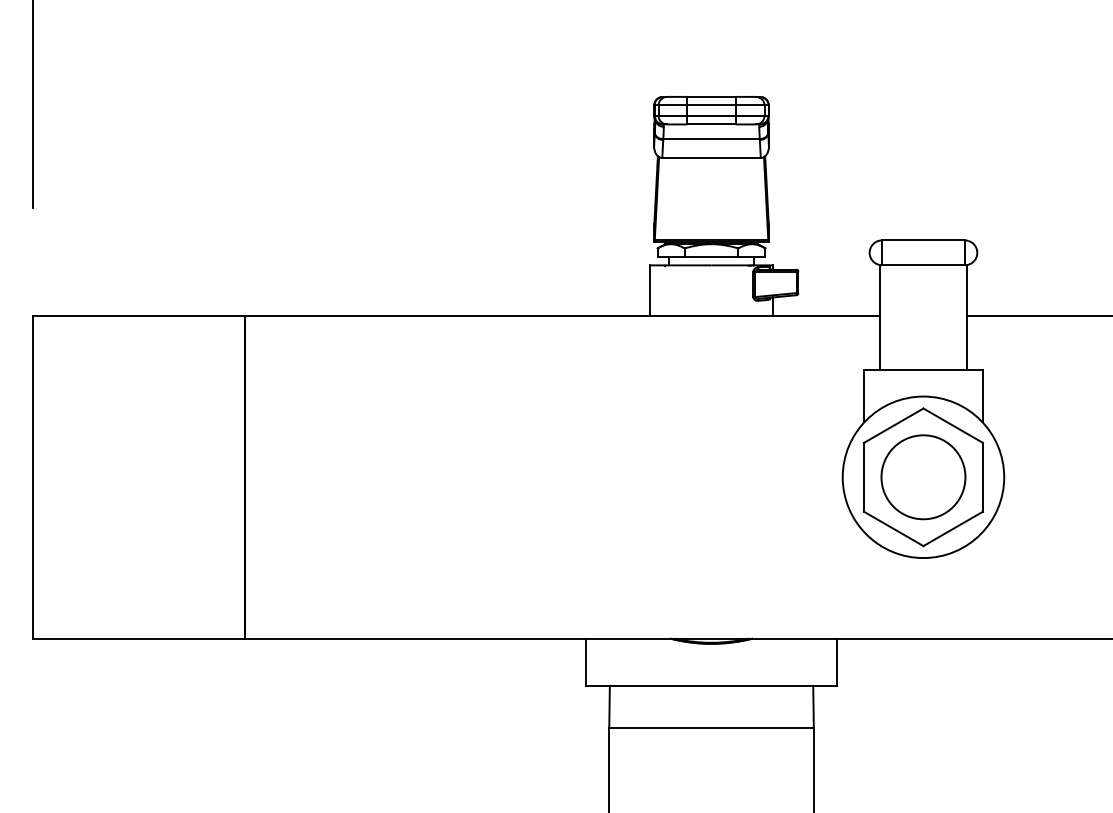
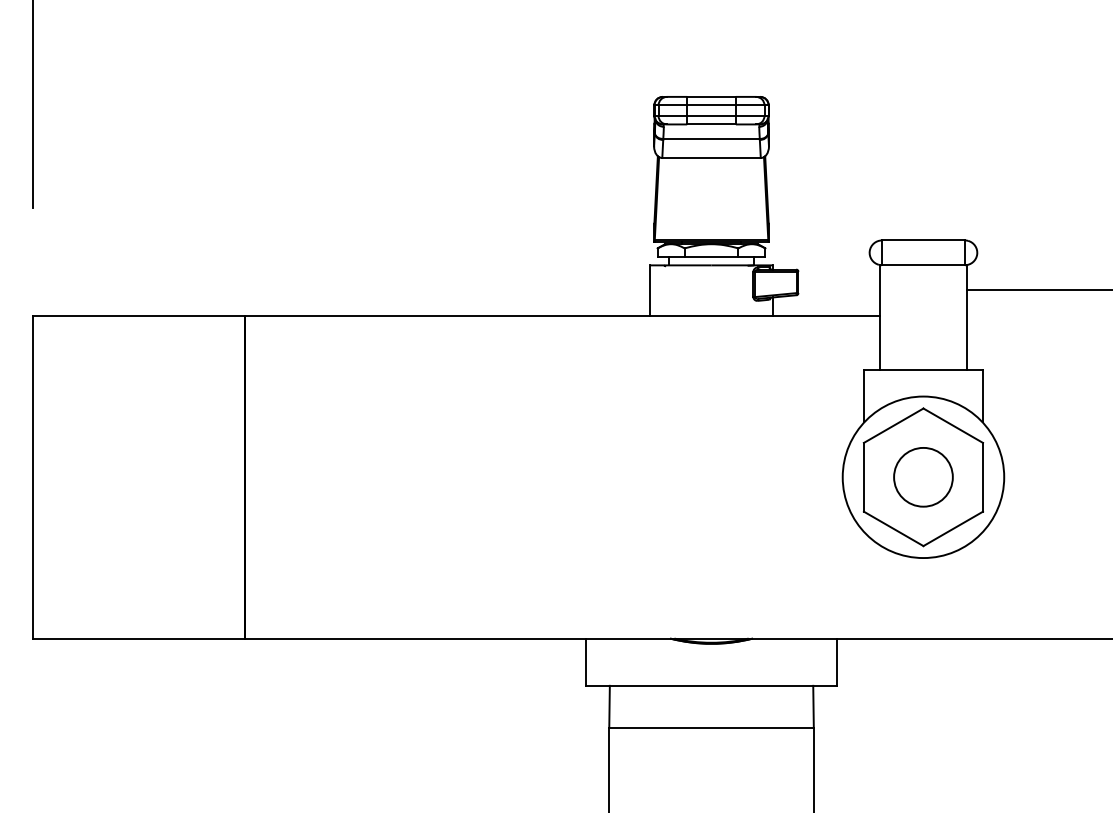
line position: (1037, 316) -> (1037, 290) (1037, 290)
circle diameter: 84 px -> 59 px (923, 476)
